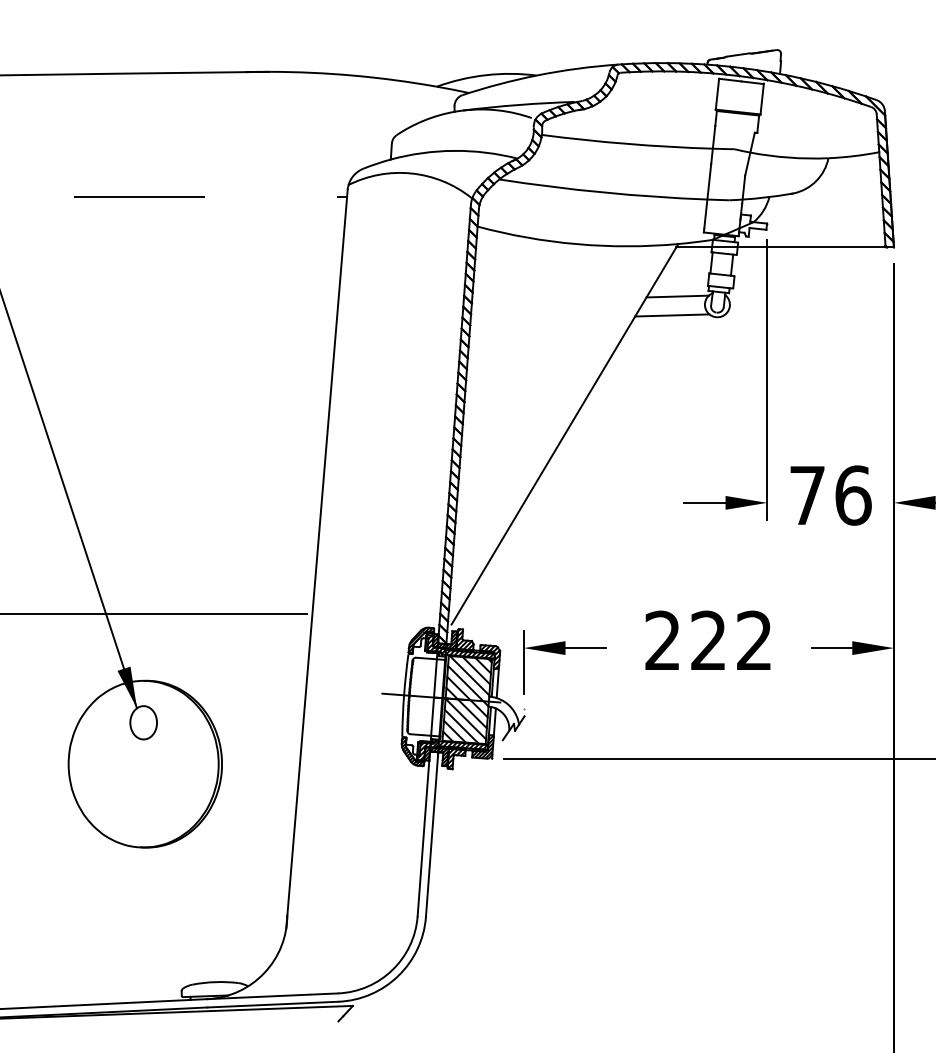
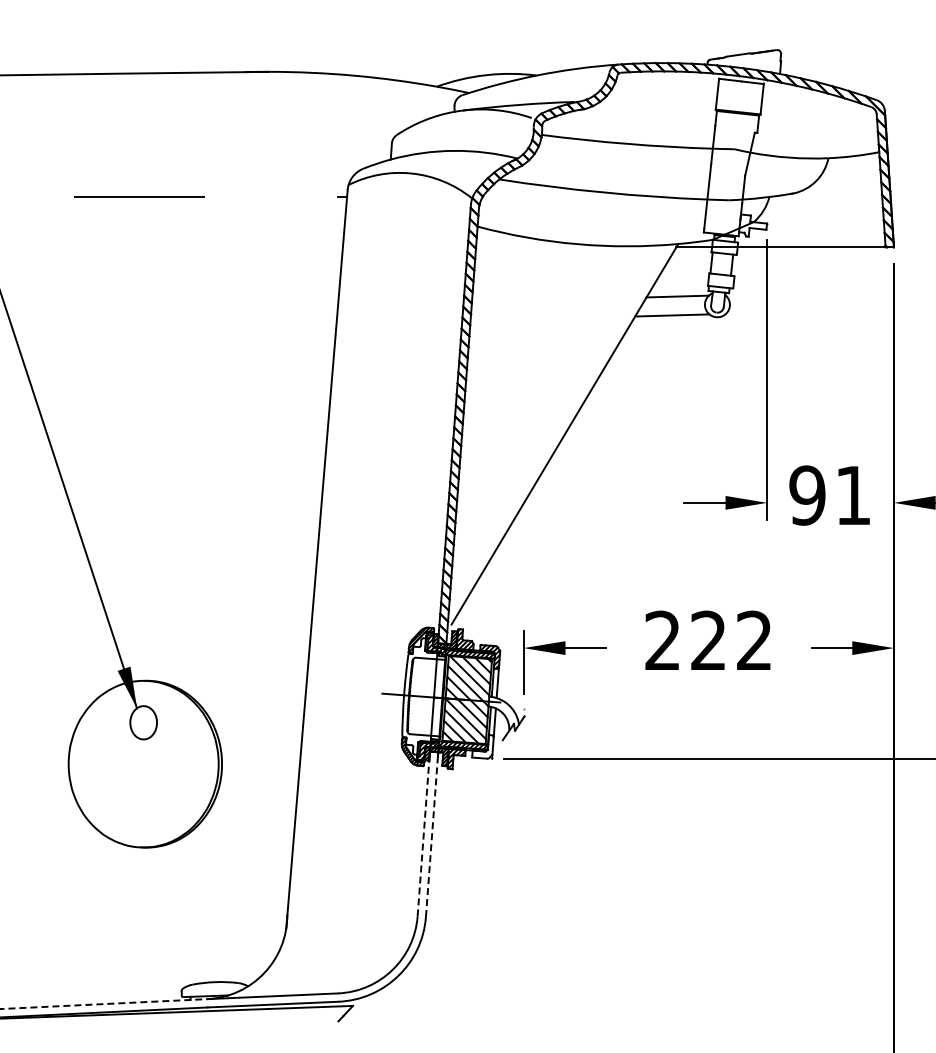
text: 76 -> 91 (830, 495)
line: present -> none (154, 614)
hatch: present -> none (482, 746)
line: solid -> dashed (431, 836)
line: solid -> dashed (423, 838)
line: solid -> dashed (104, 1004)
